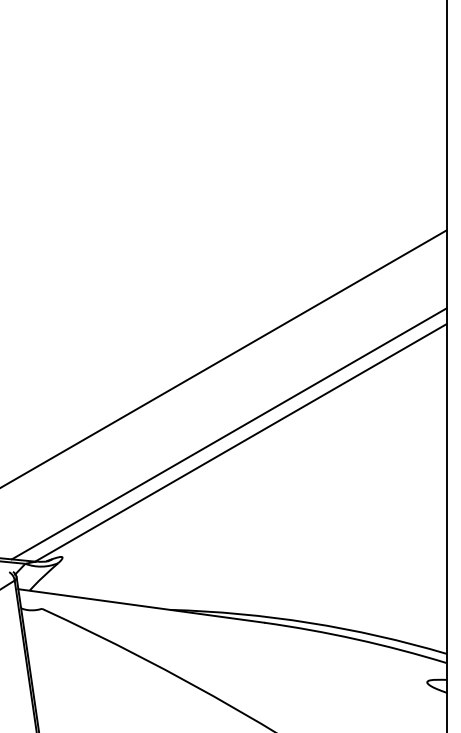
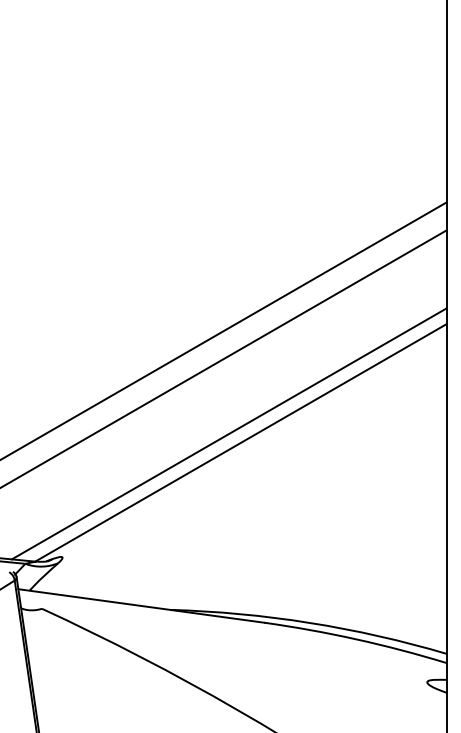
line: none -> present (224, 330)
